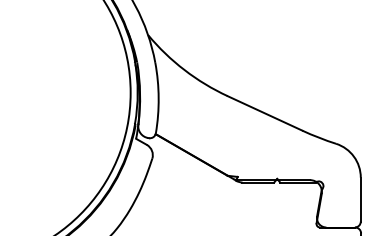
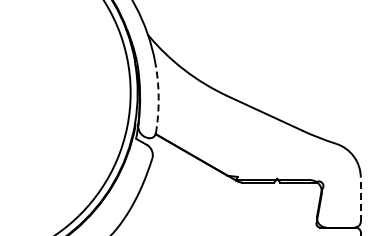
arc: solid -> dashed (158, 98)
line: solid -> dashed (360, 199)
